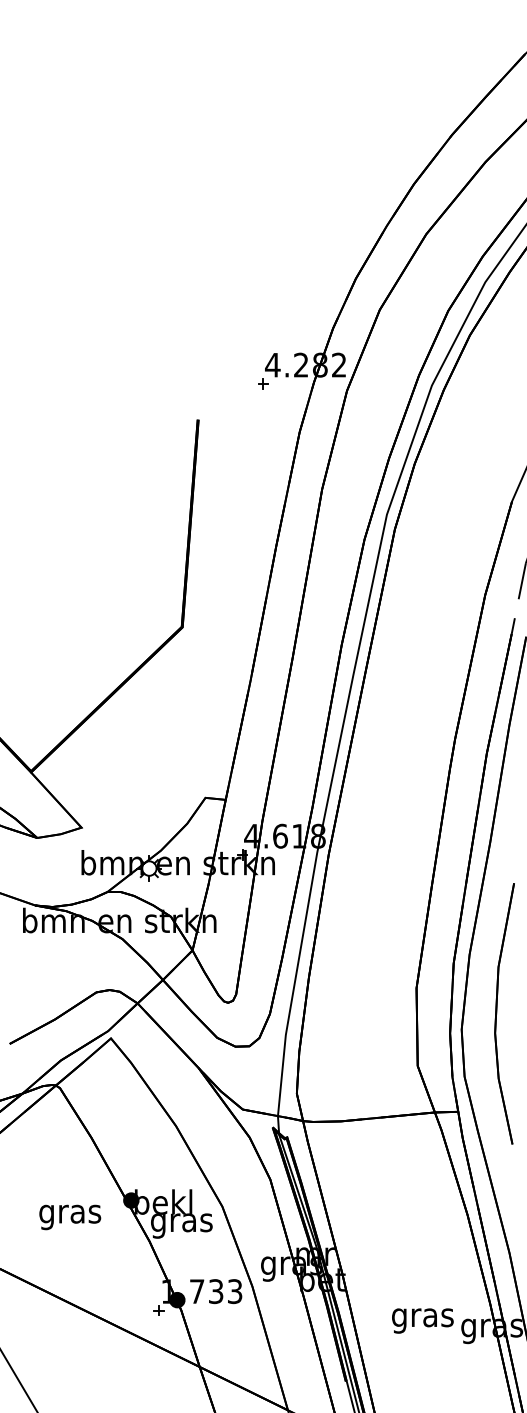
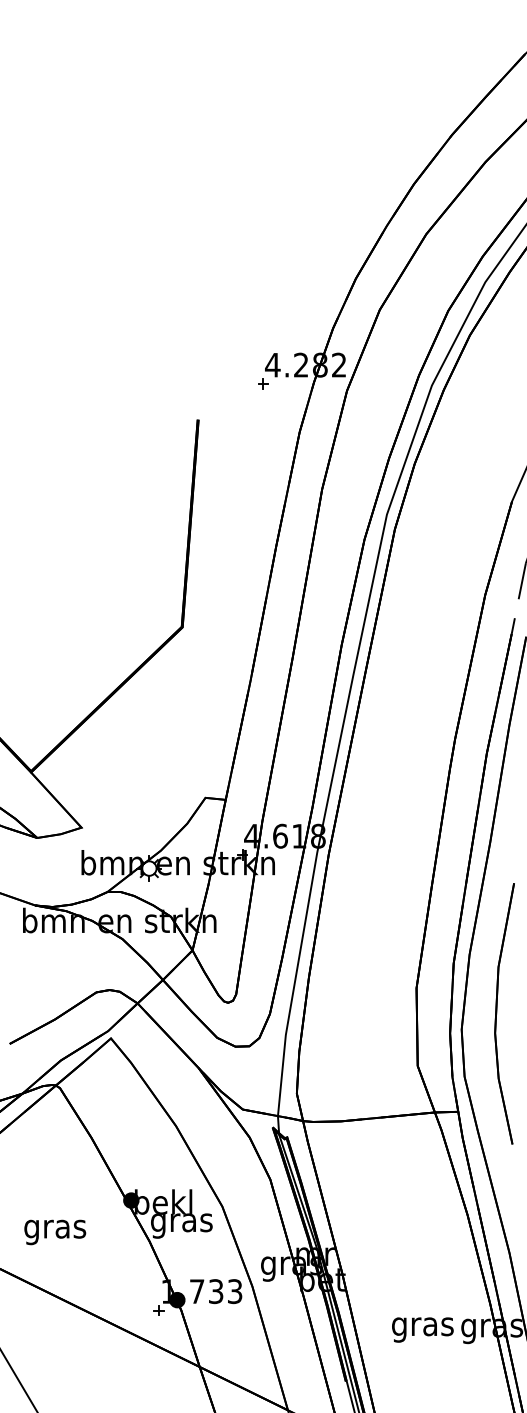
text position: (70, 1217) -> (55, 1232) (55, 1232)
text position: (422, 1320) -> (422, 1329) (422, 1329)
